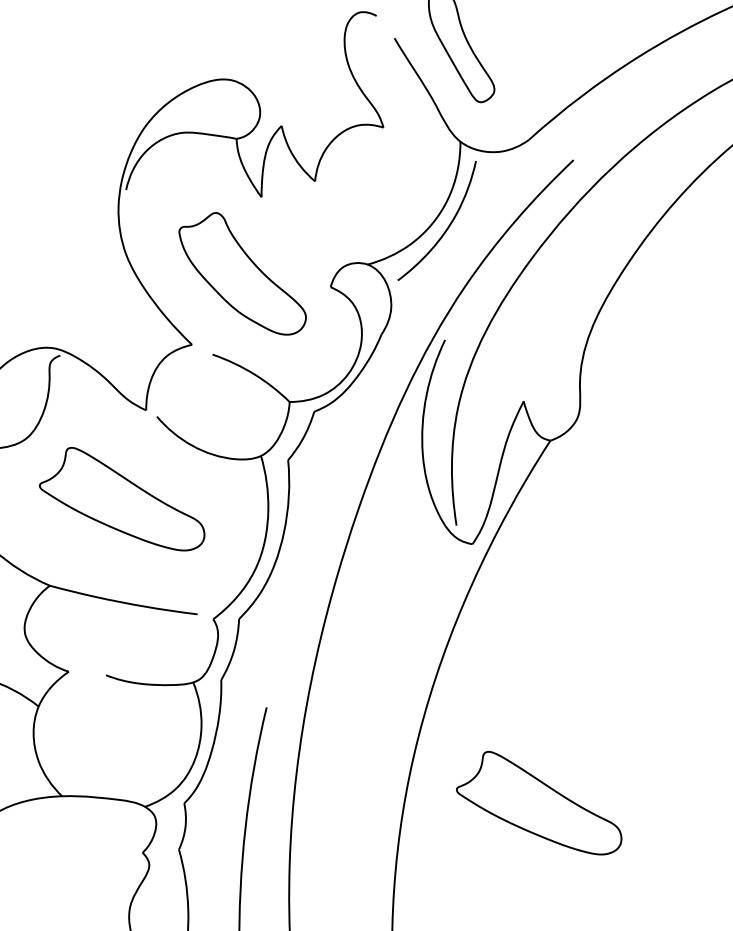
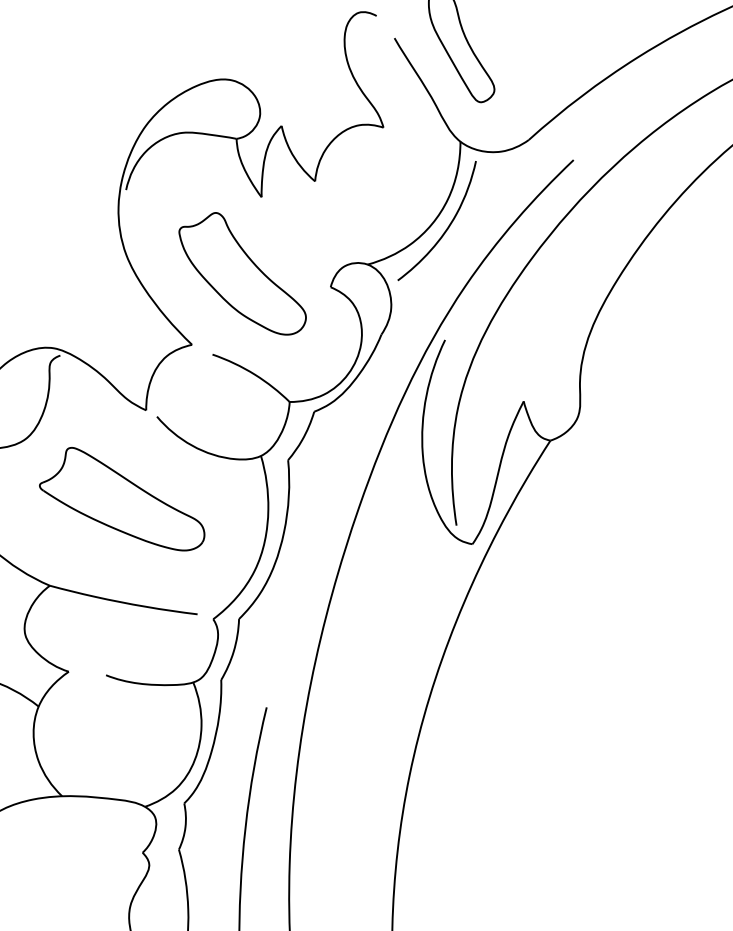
part: present -> none (539, 803)
